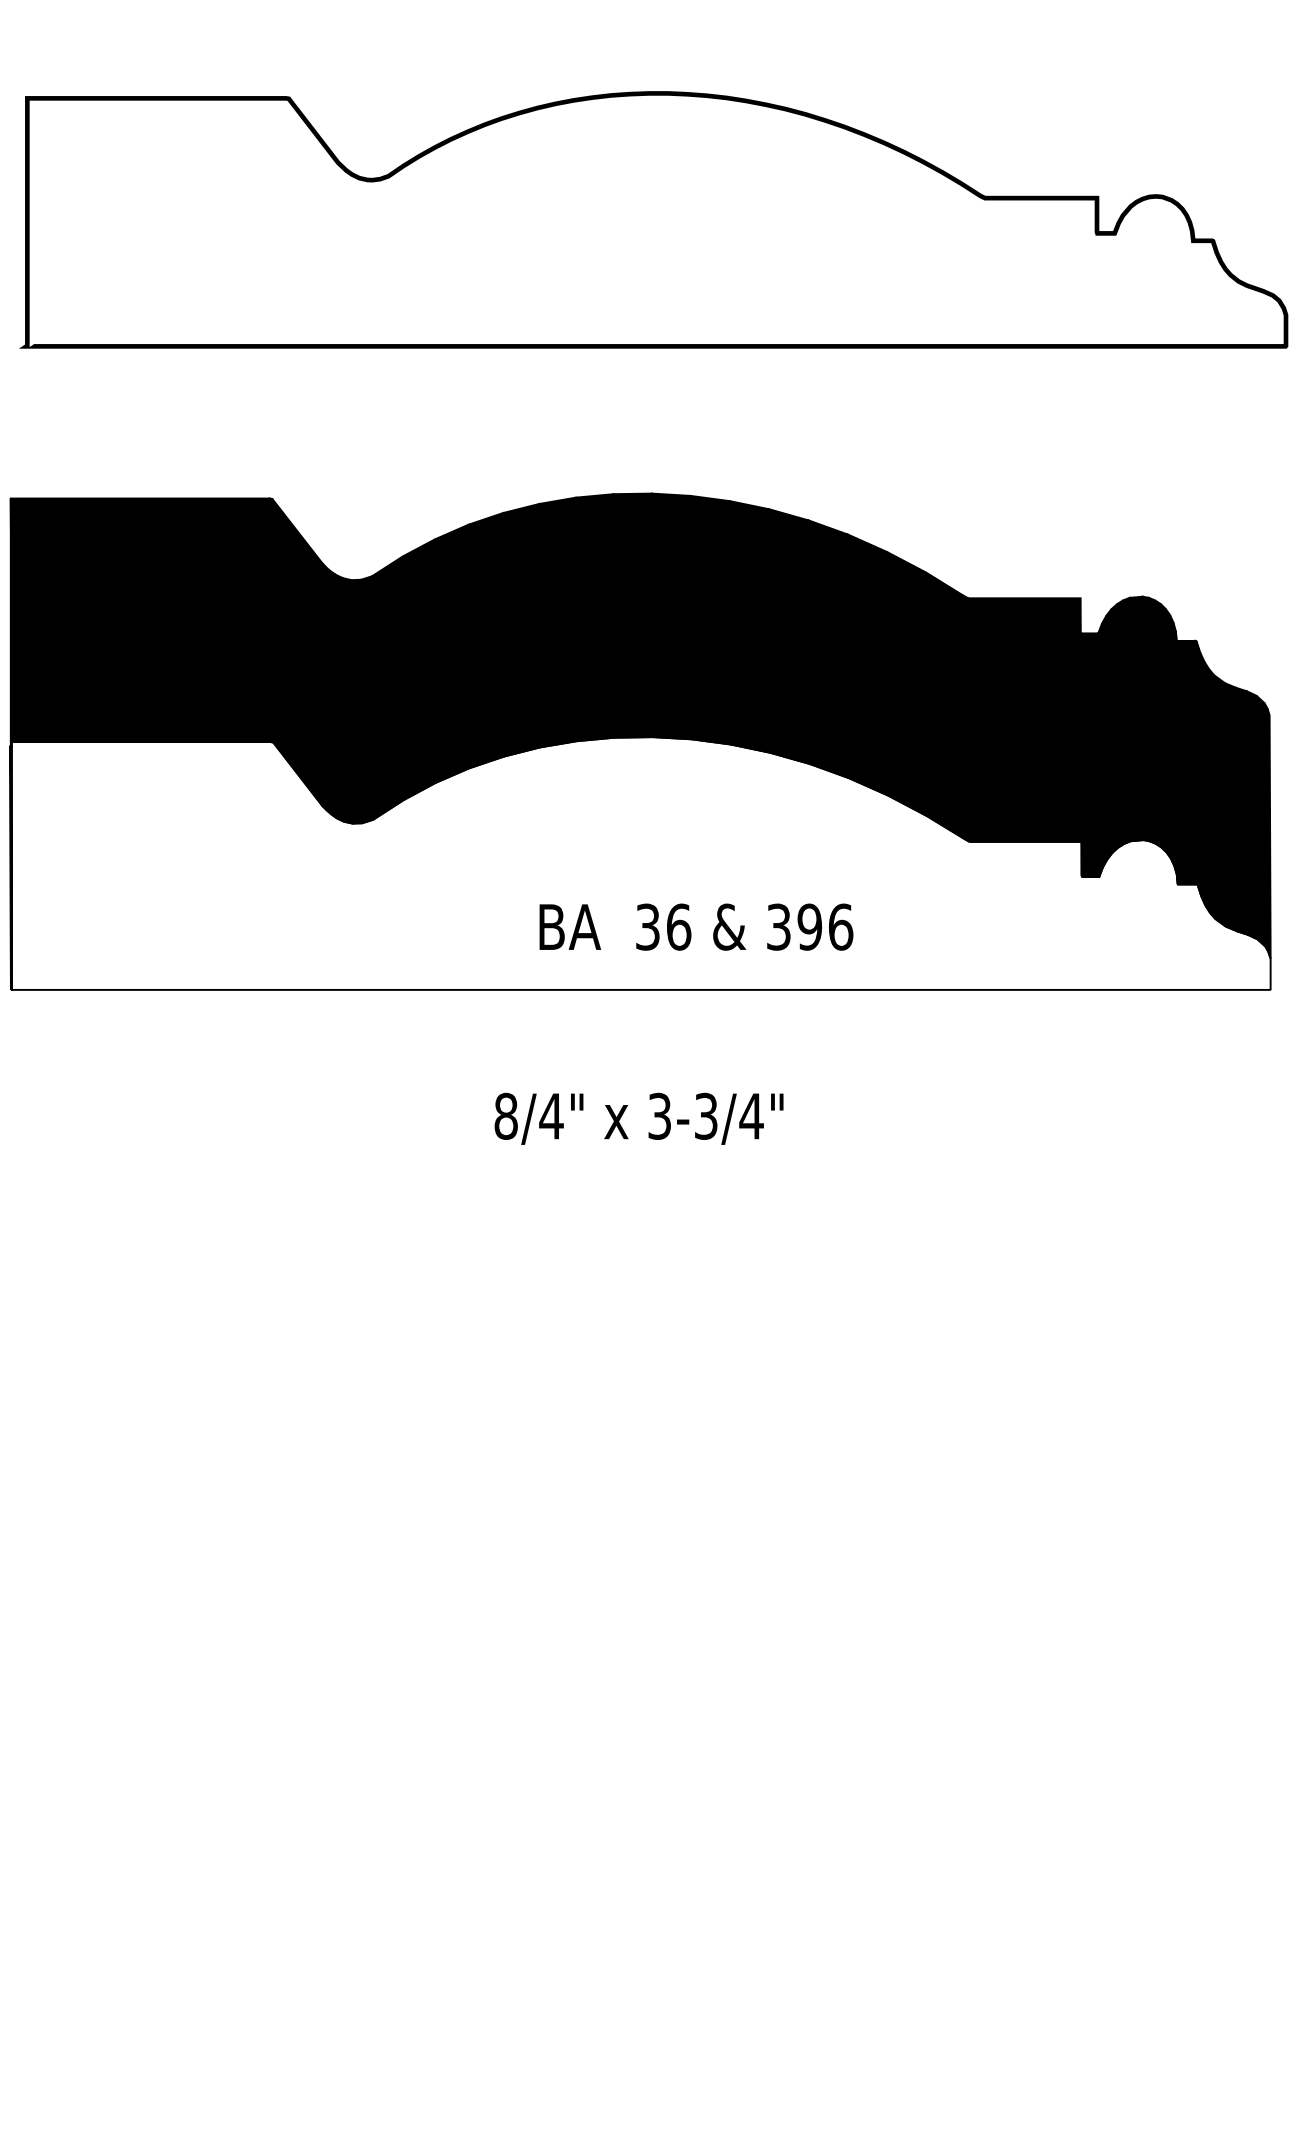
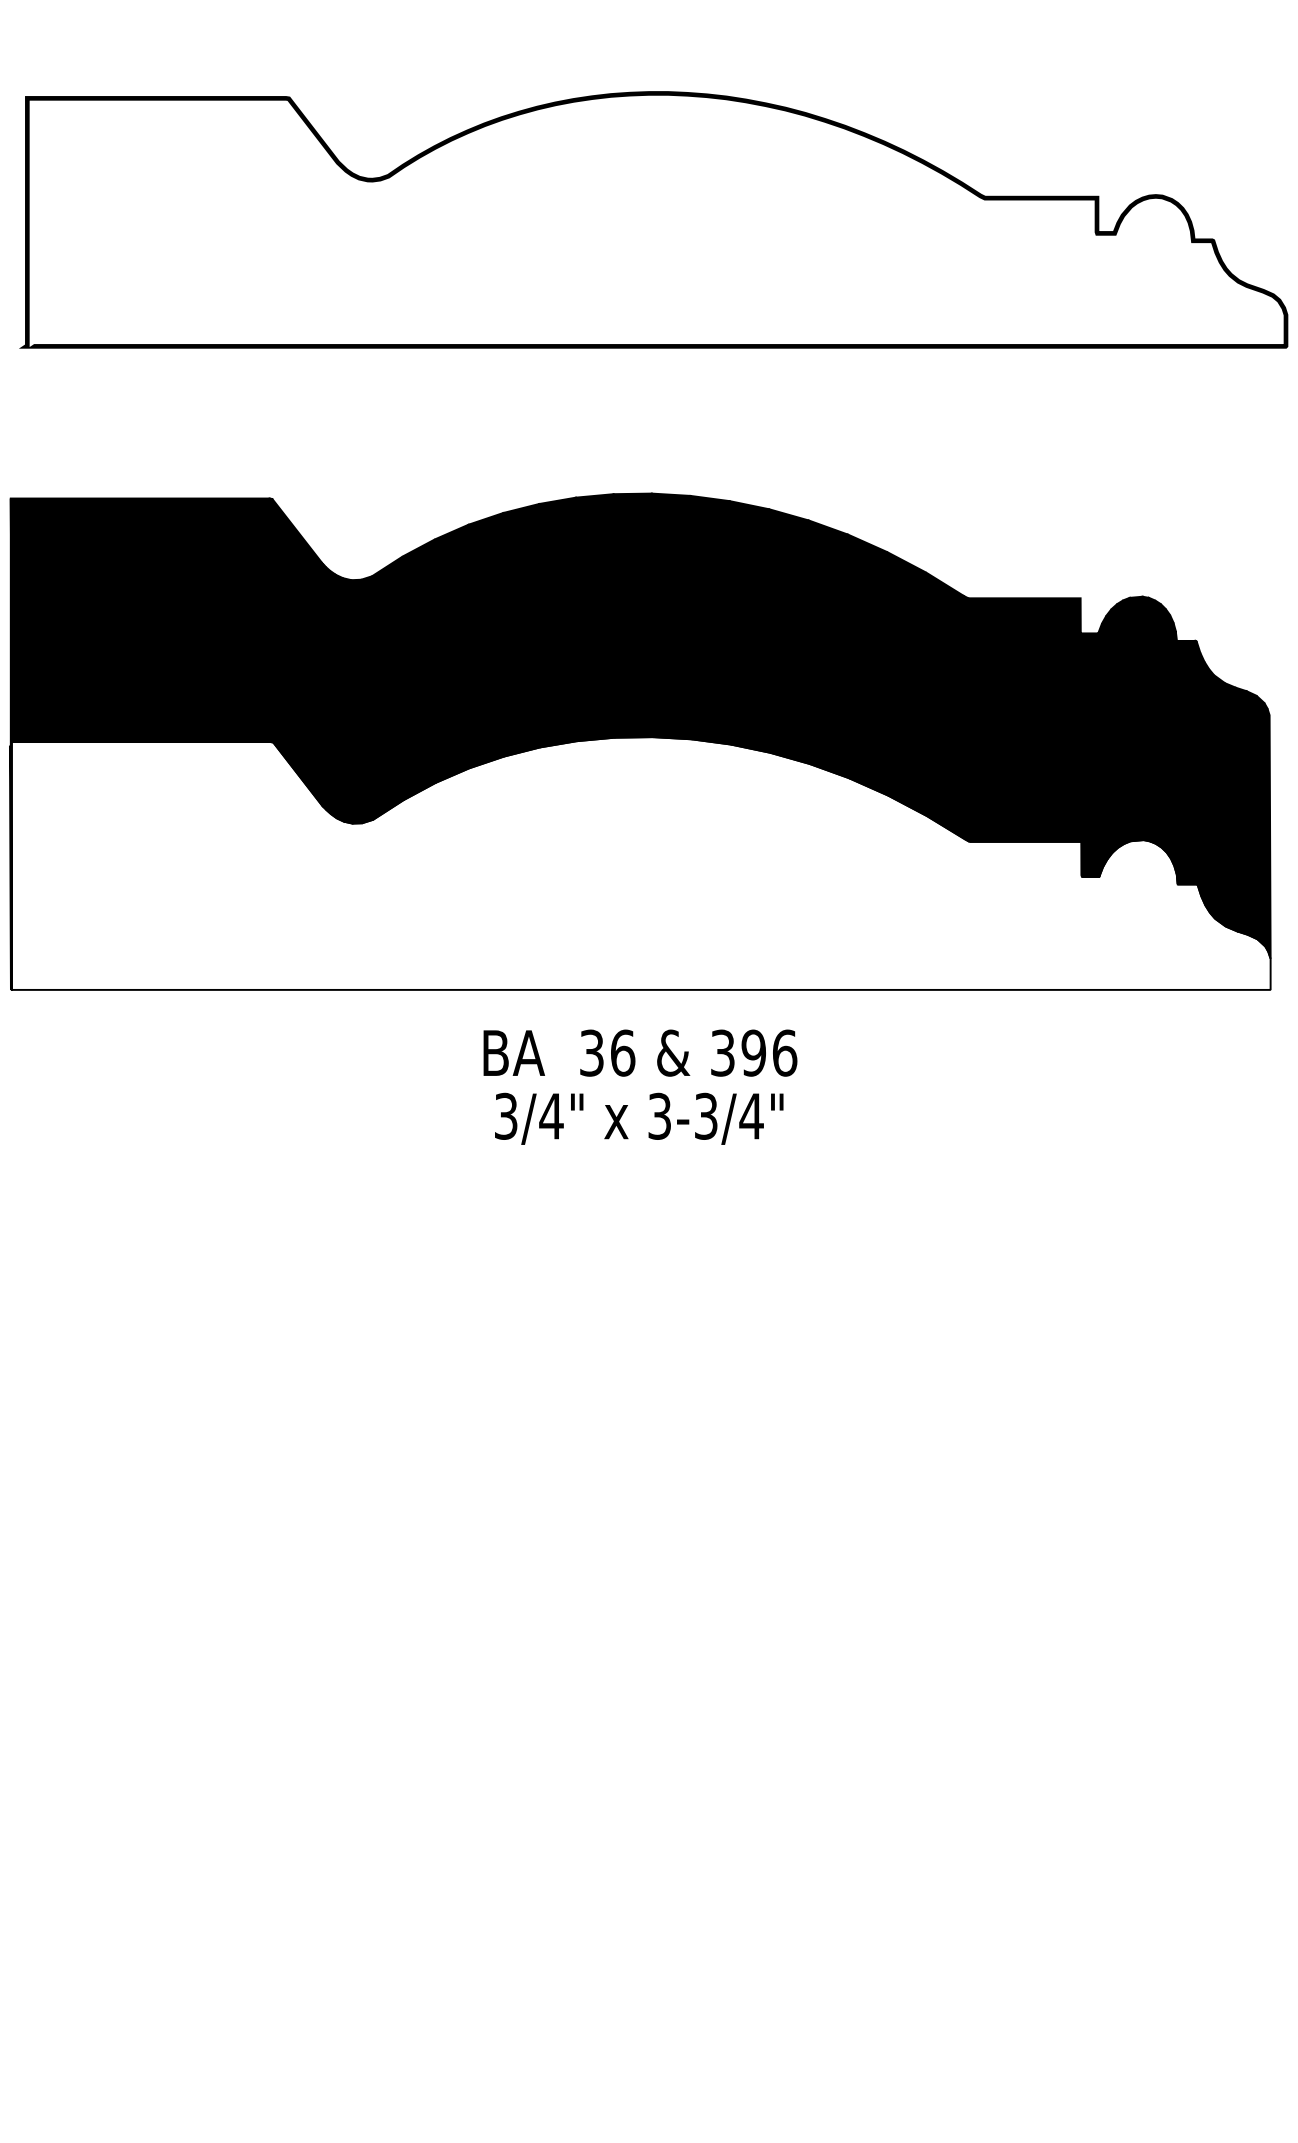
text position: (696, 926) -> (640, 1052) (640, 1052)
text: 8/4" -> 3/4" (505, 1115)
